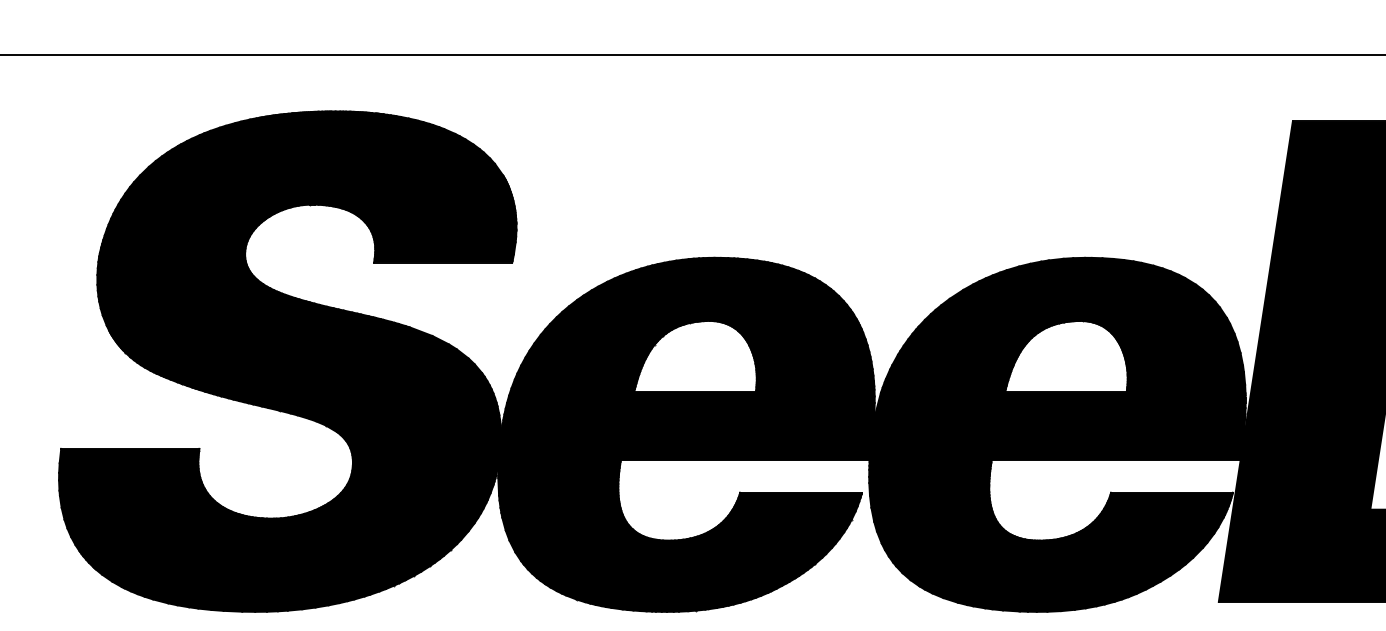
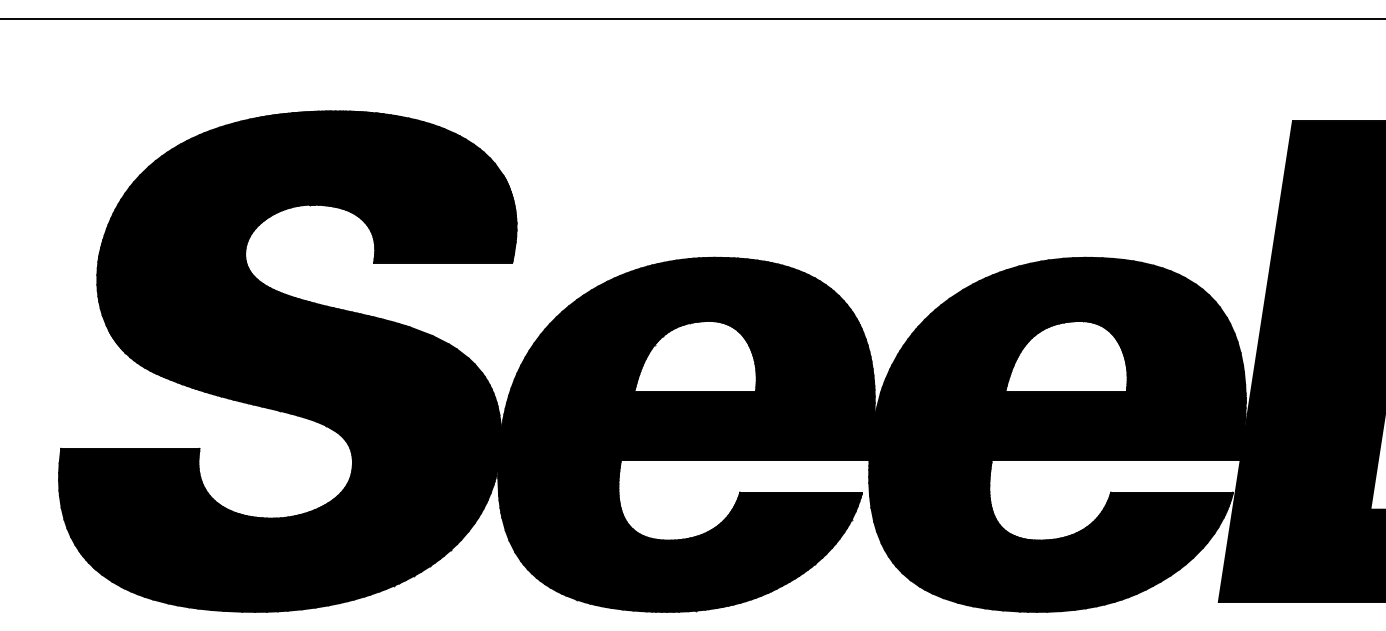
line position: (692, 55) -> (692, 19) (692, 19)
